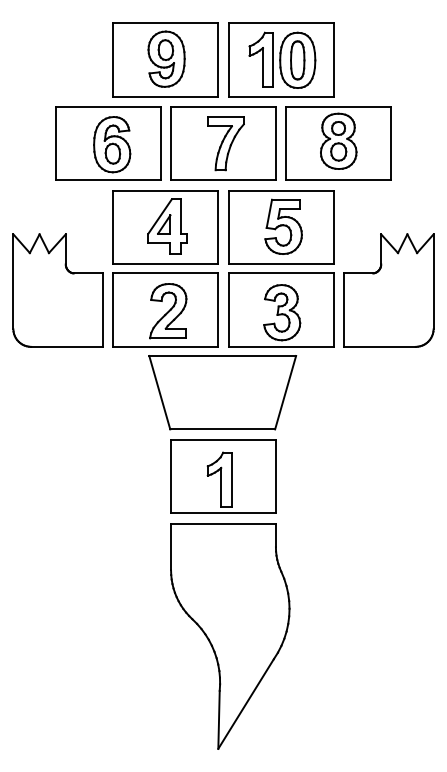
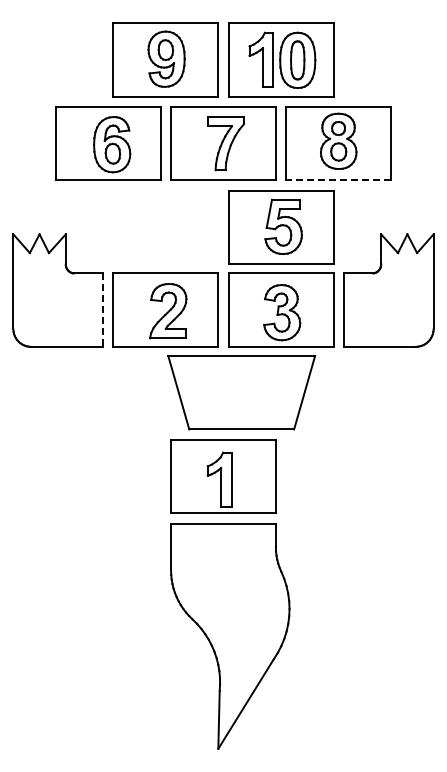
line: solid -> dashed (338, 180)
part: present -> none (165, 227)
line: solid -> dashed (102, 310)
part position: (222, 392) -> (241, 392) (241, 392)
